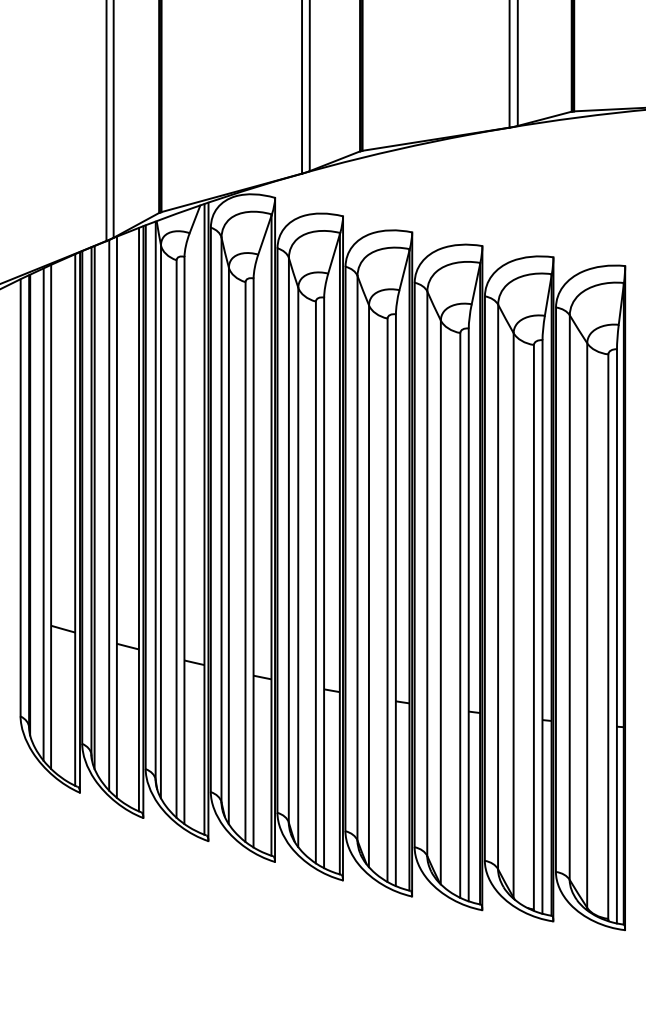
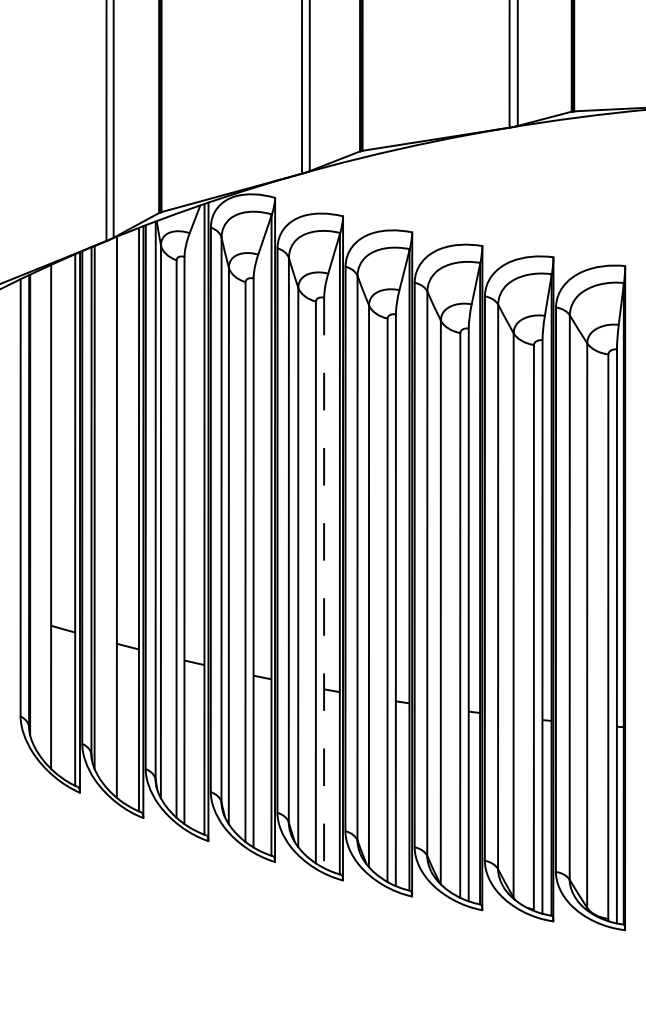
line: present -> none (43, 514)
line: present -> none (109, 515)
line: solid -> dashed (324, 583)
